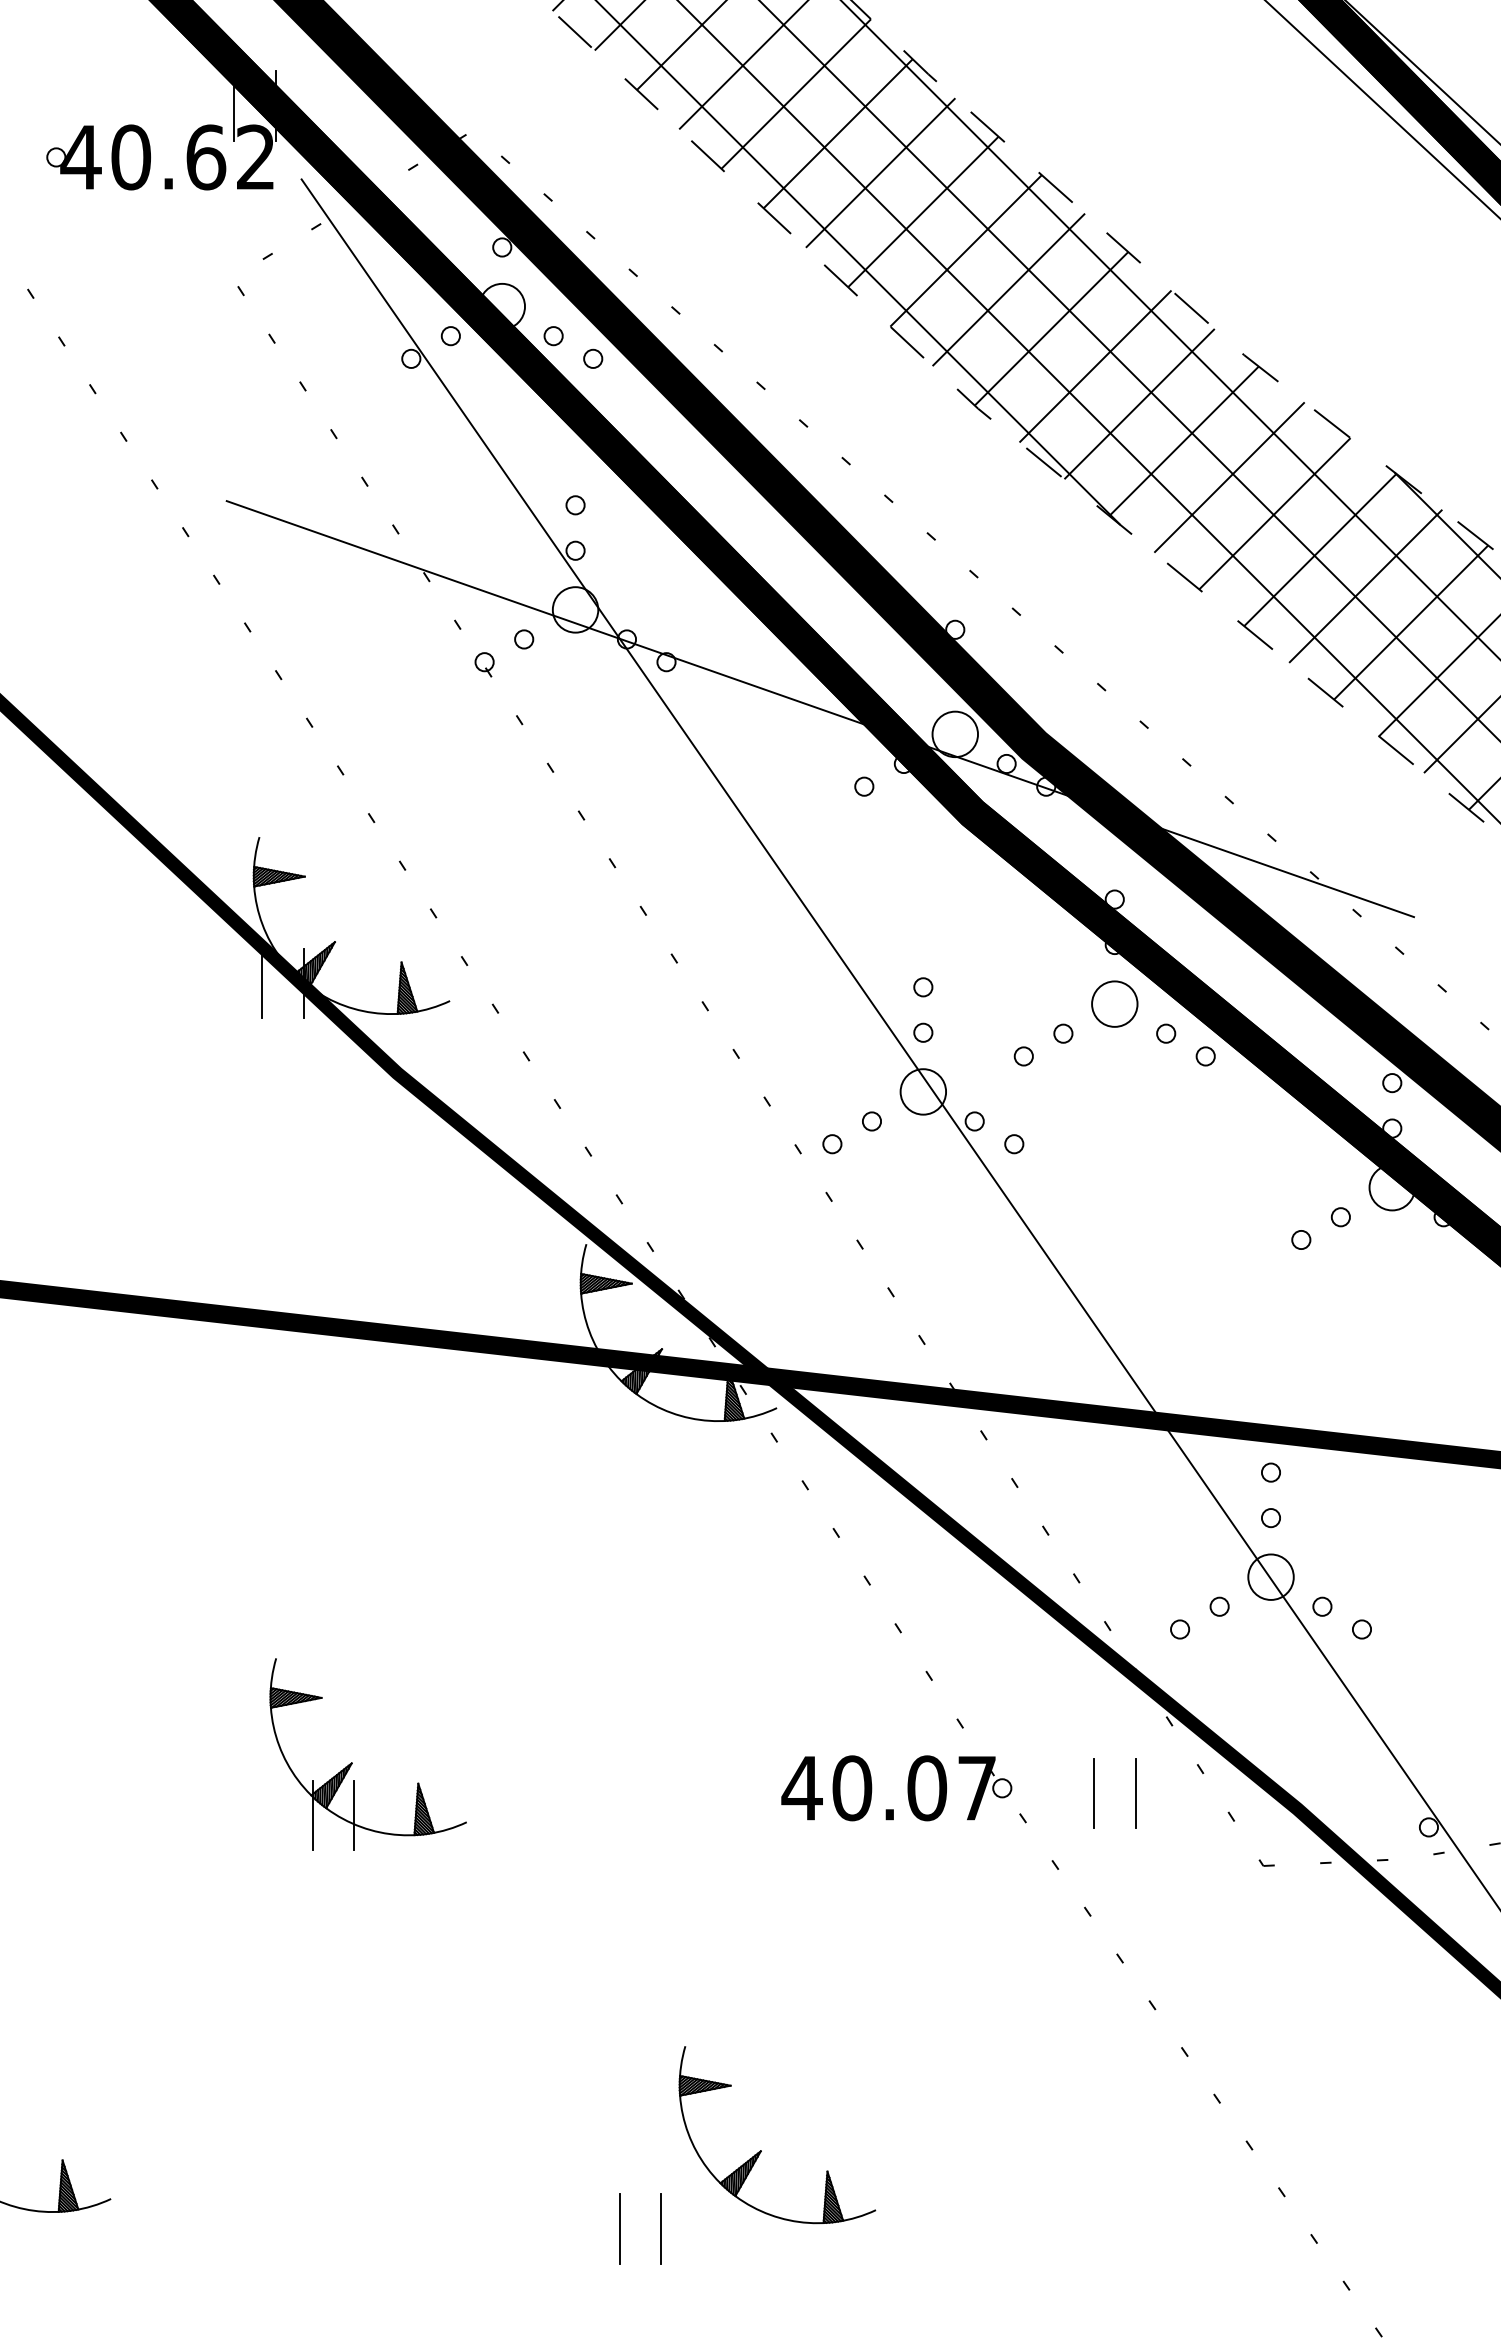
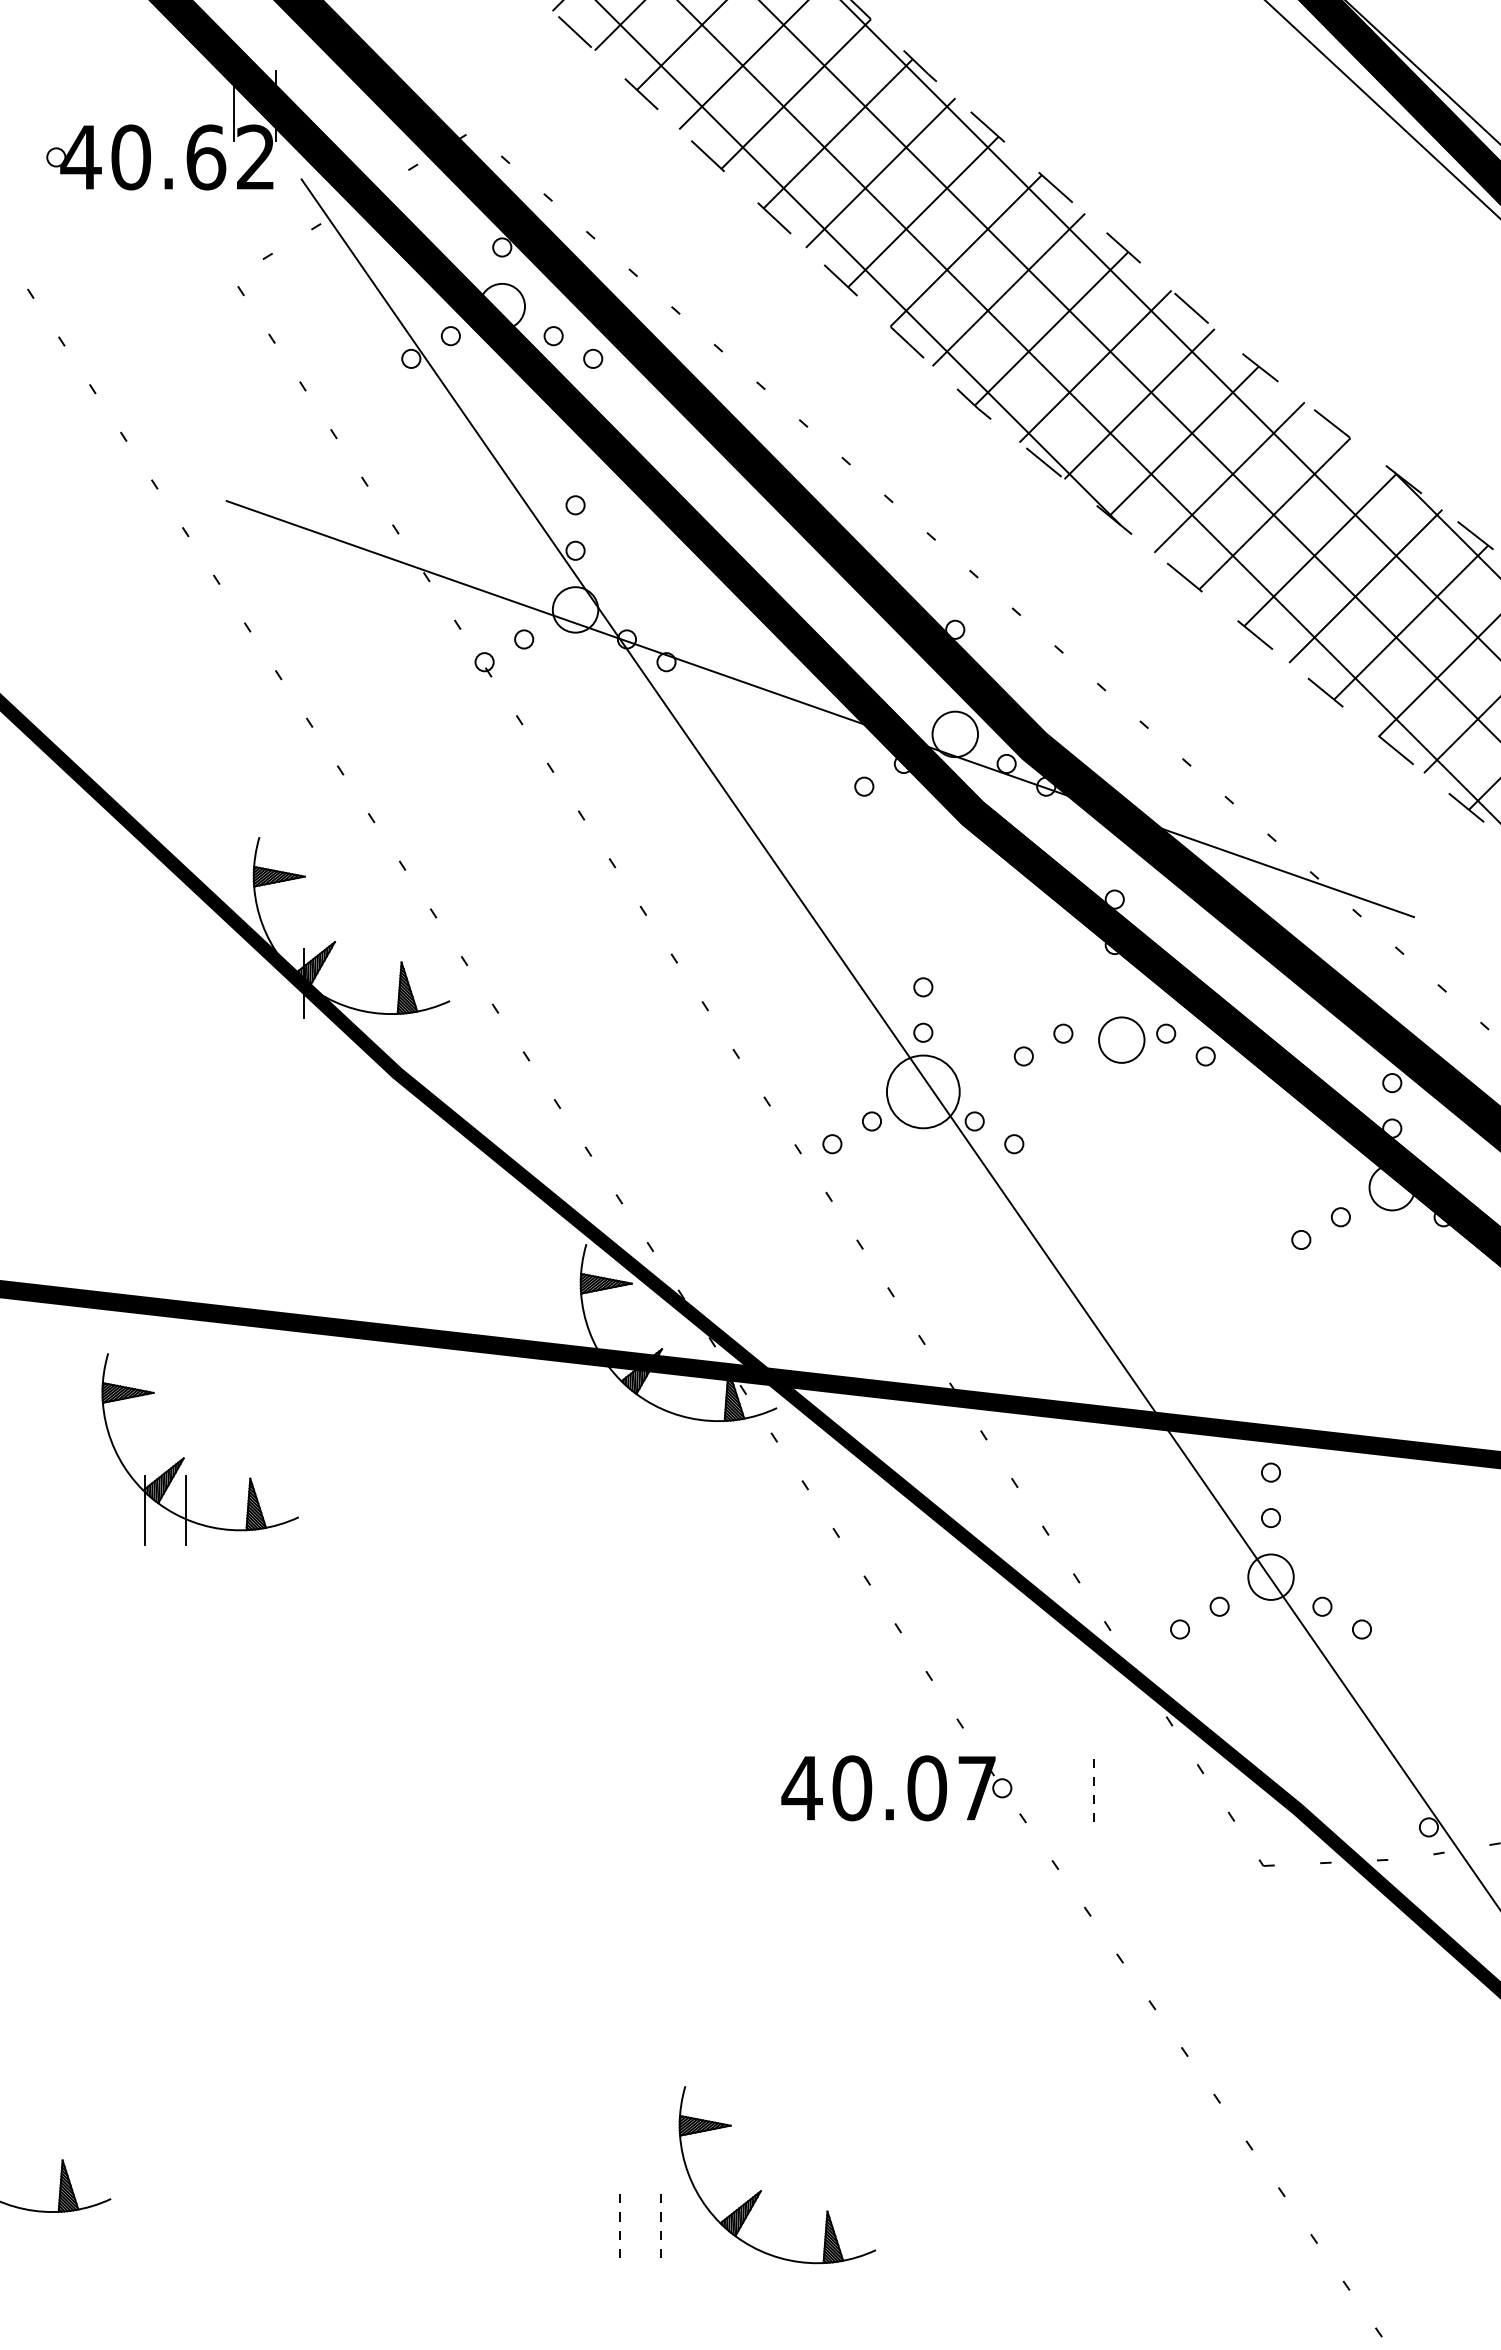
line: present -> none (262, 982)
circle position: (1114, 1003) -> (1121, 1039) (1121, 1039)
circle diameter: 45 px -> 73 px (922, 1091)
part position: (352, 1762) -> (184, 1457) (184, 1457)
line: present -> none (1135, 1792)
line: solid -> dashed (1094, 1793)
part position: (761, 2150) -> (761, 2190) (761, 2190)
line: solid -> dashed (619, 2228)
line: solid -> dashed (661, 2228)
